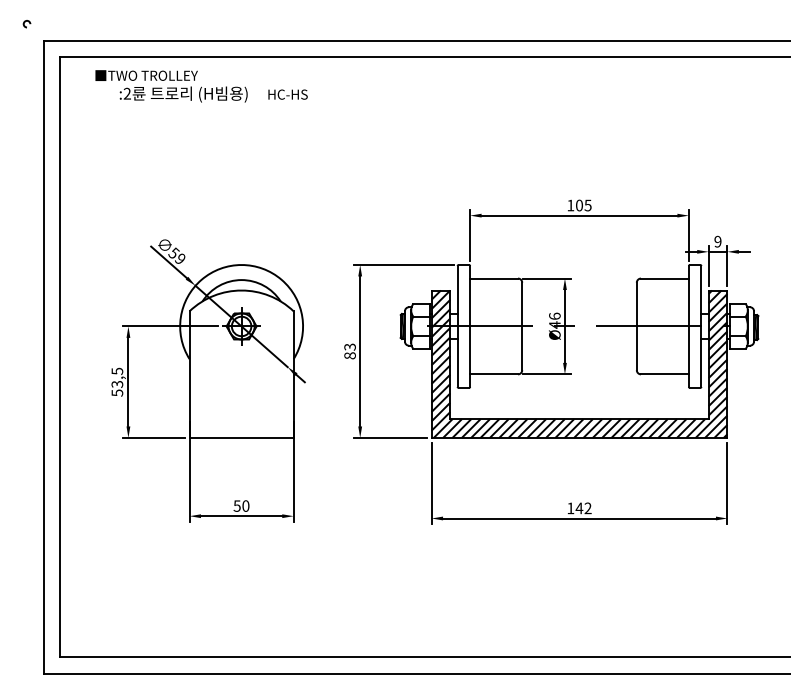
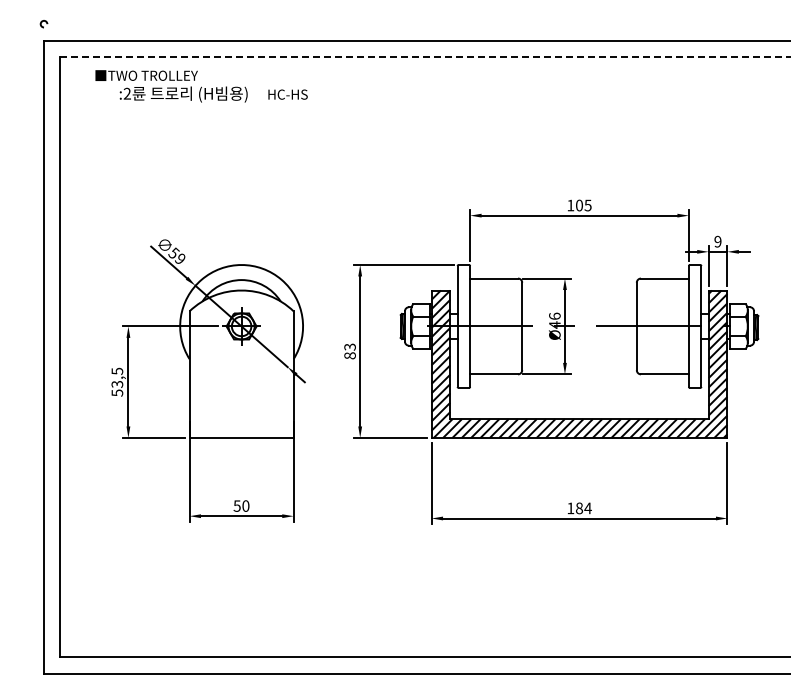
arc position: (25, 25) -> (42, 25) (42, 25)
line: solid -> dashed (425, 57)
text: 142 -> 184 (583, 508)
